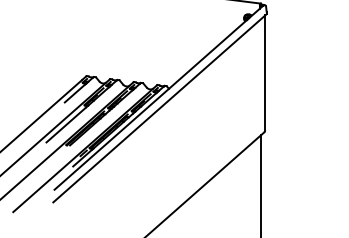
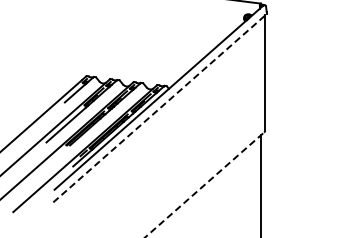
line: solid -> dashed (160, 107)
line: solid -> dashed (204, 185)
